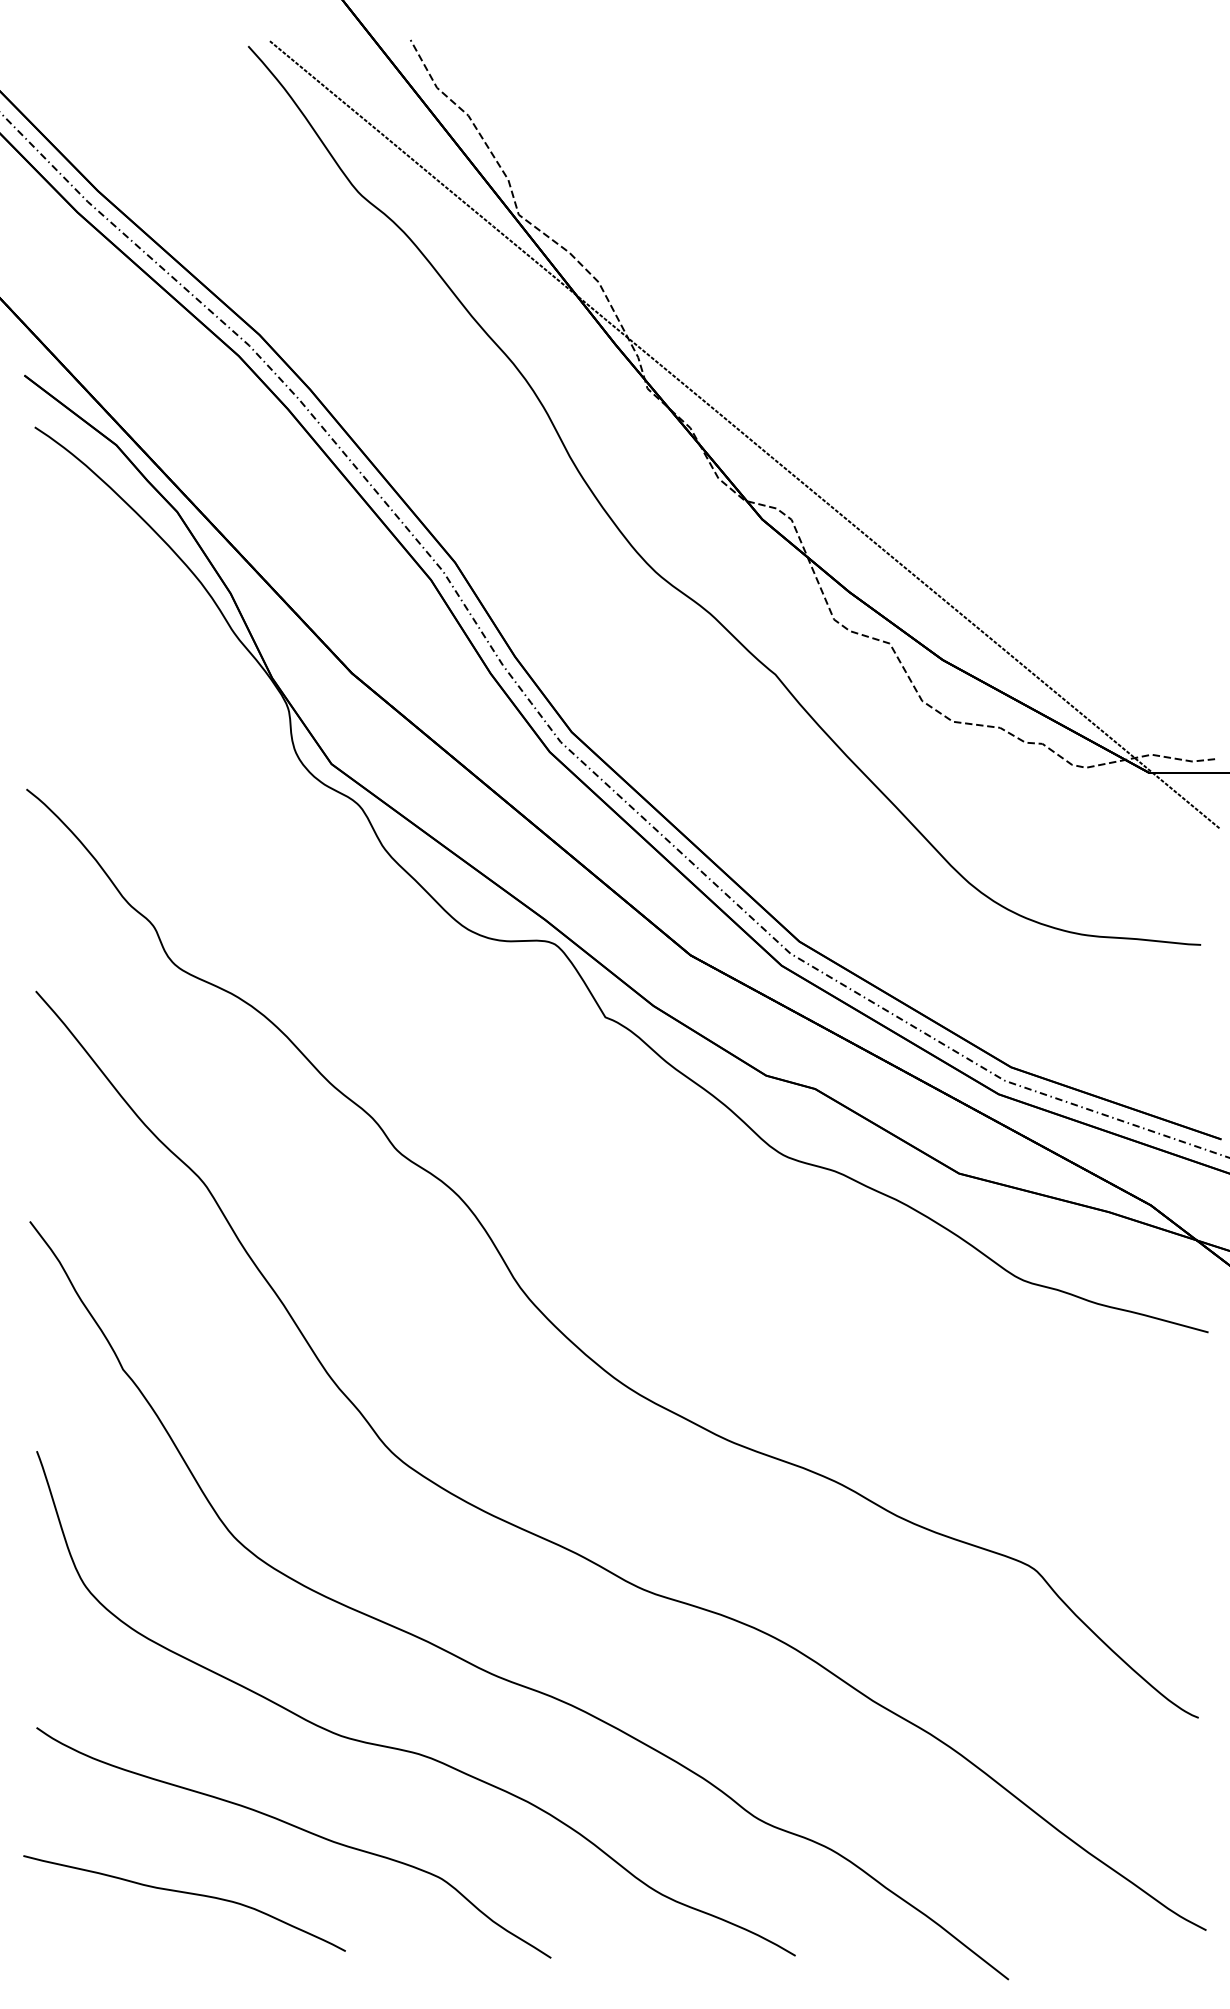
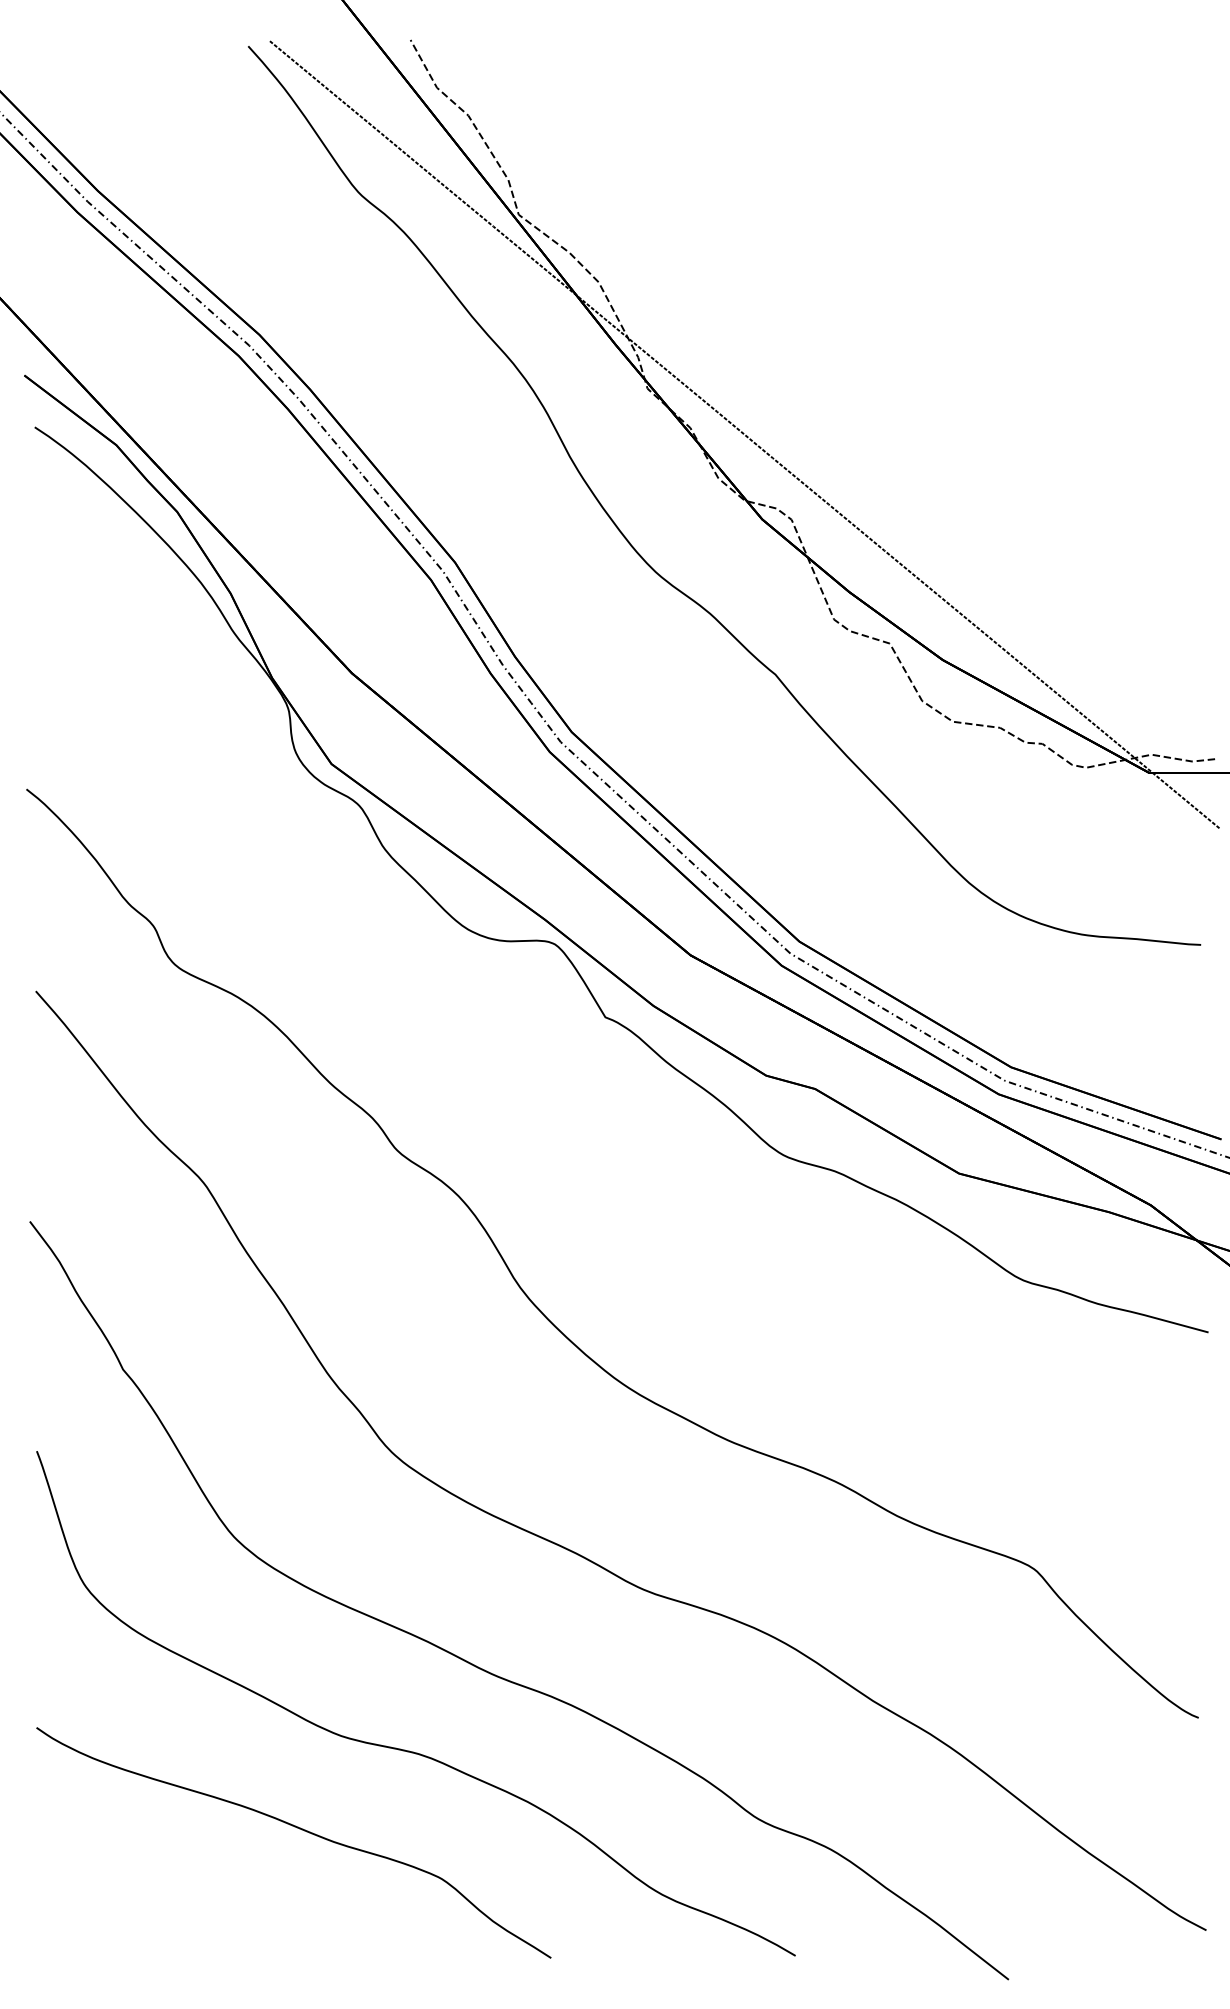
part: present -> none (184, 1893)
